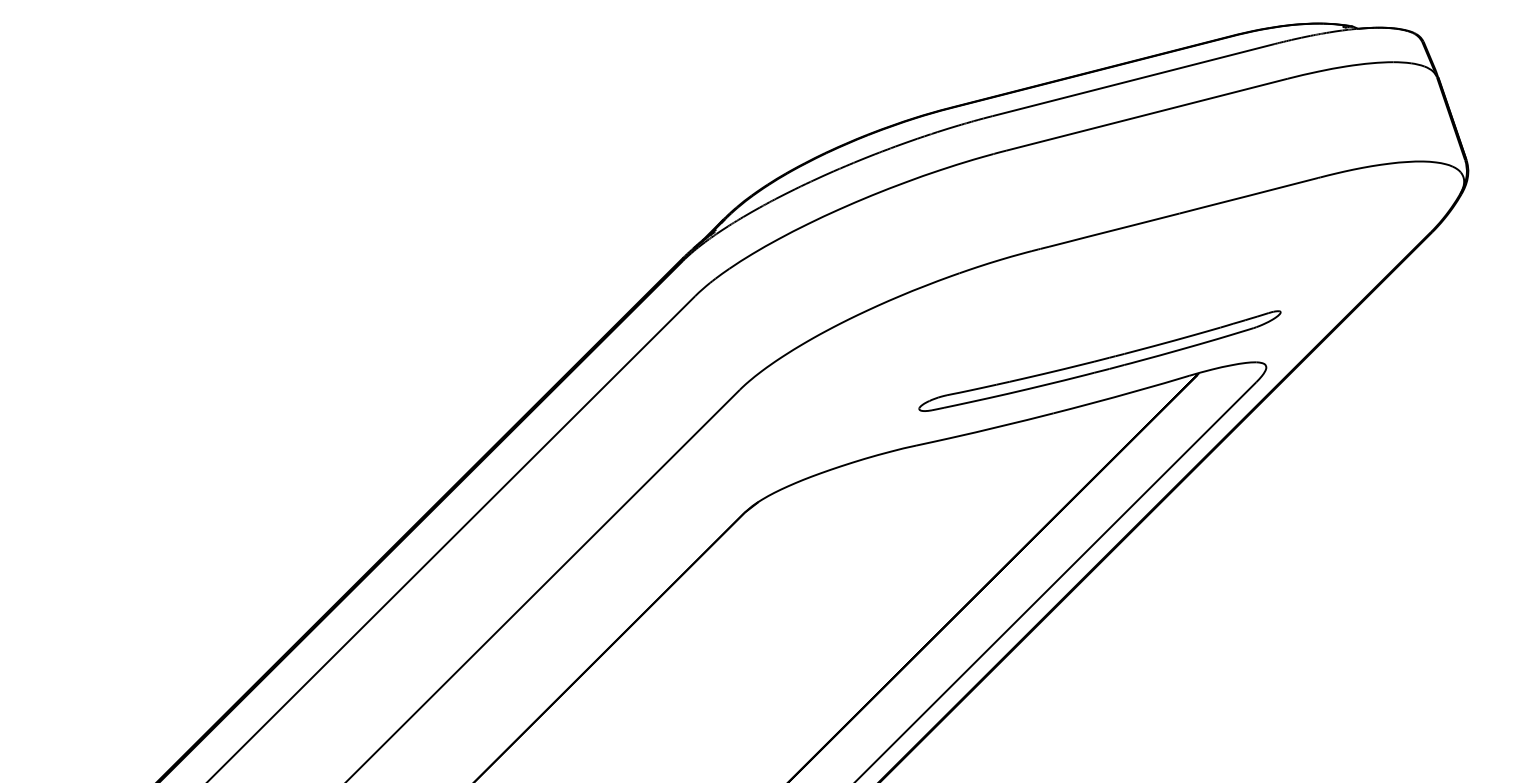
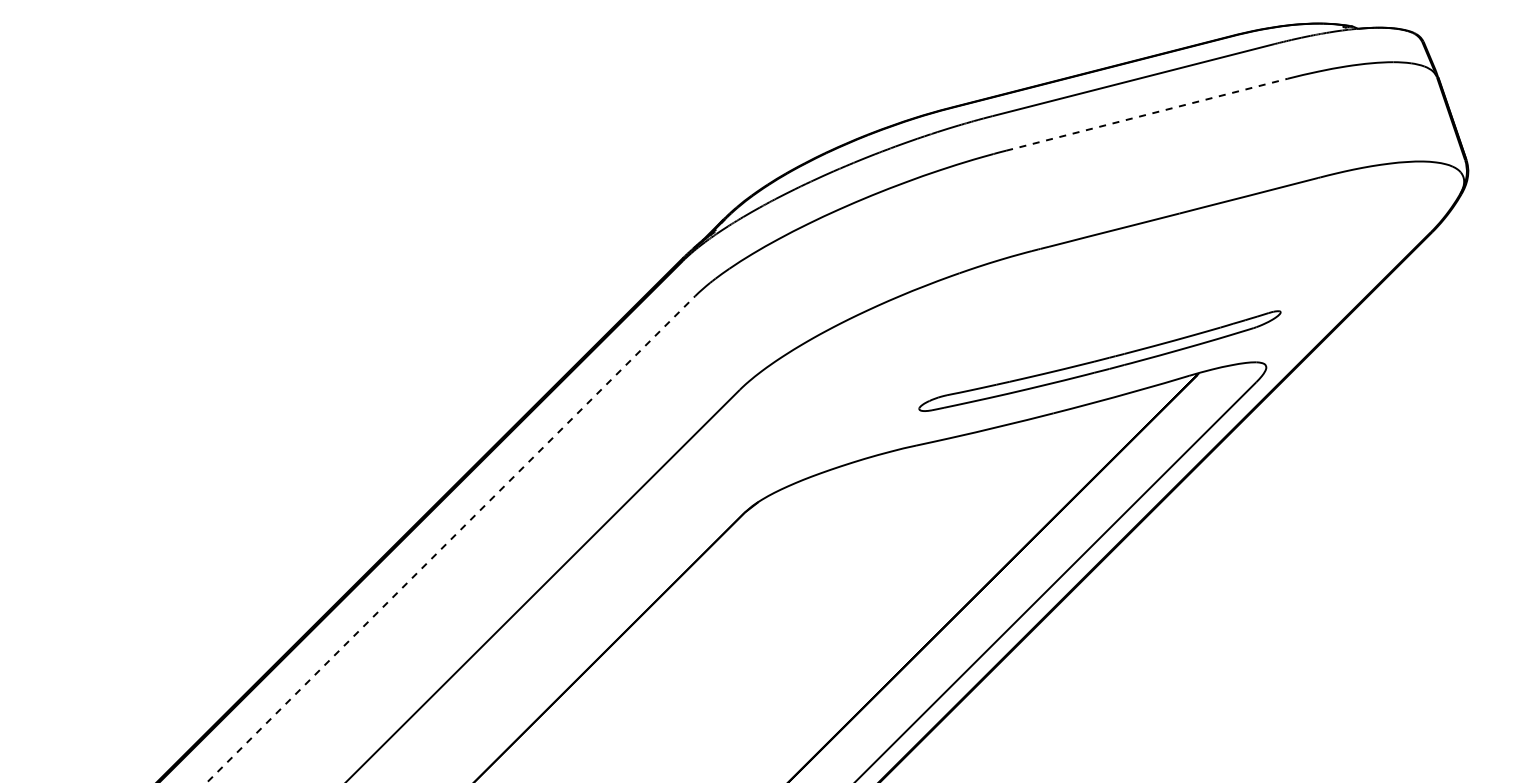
line: solid -> dashed (1147, 114)
line: solid -> dashed (450, 539)
